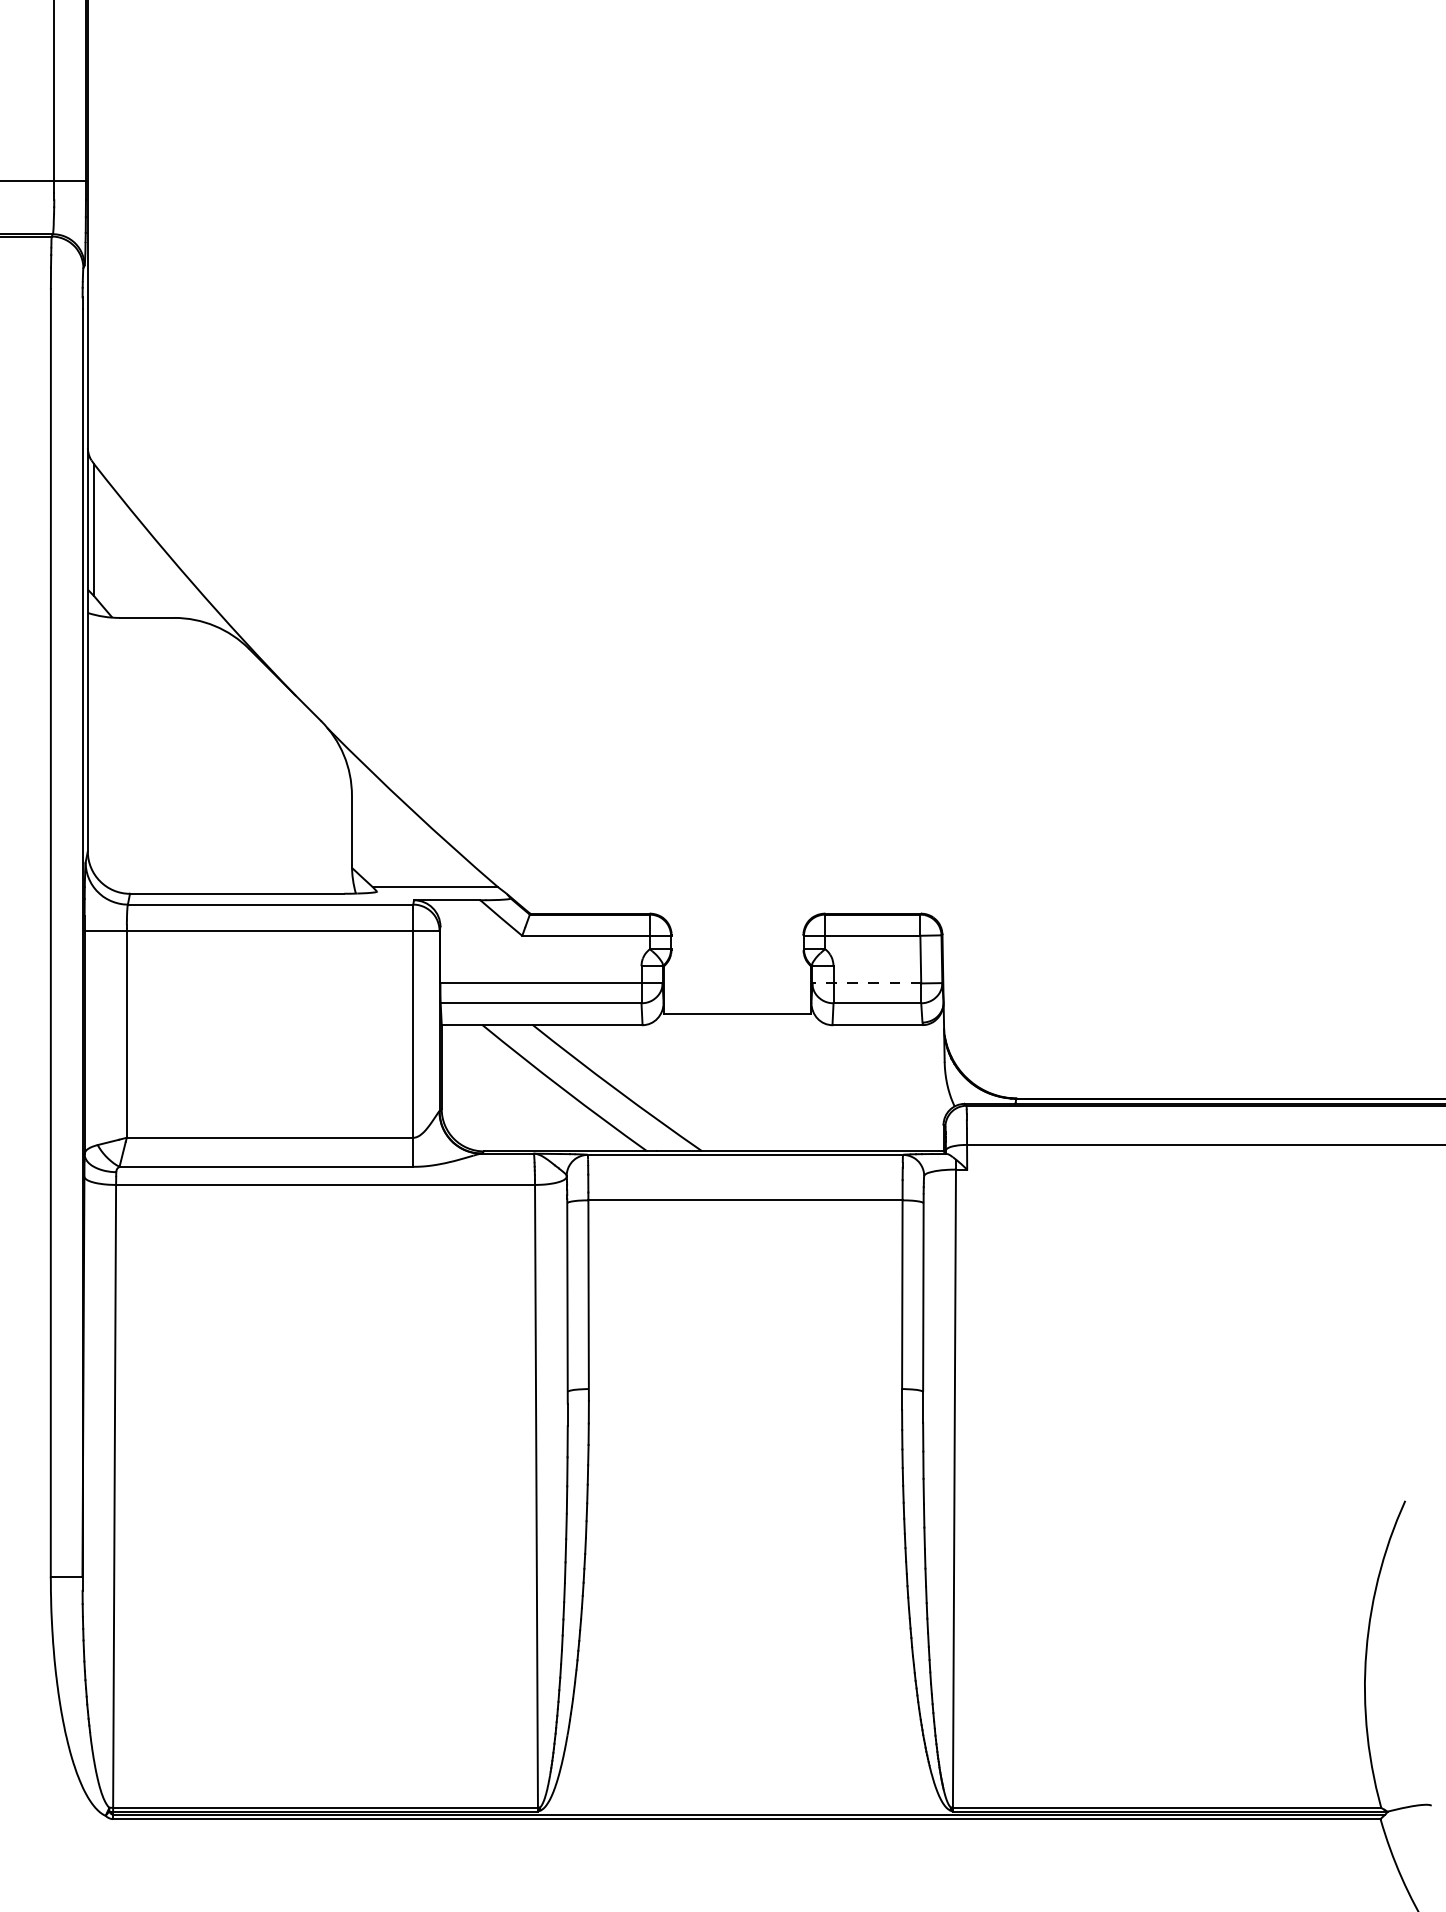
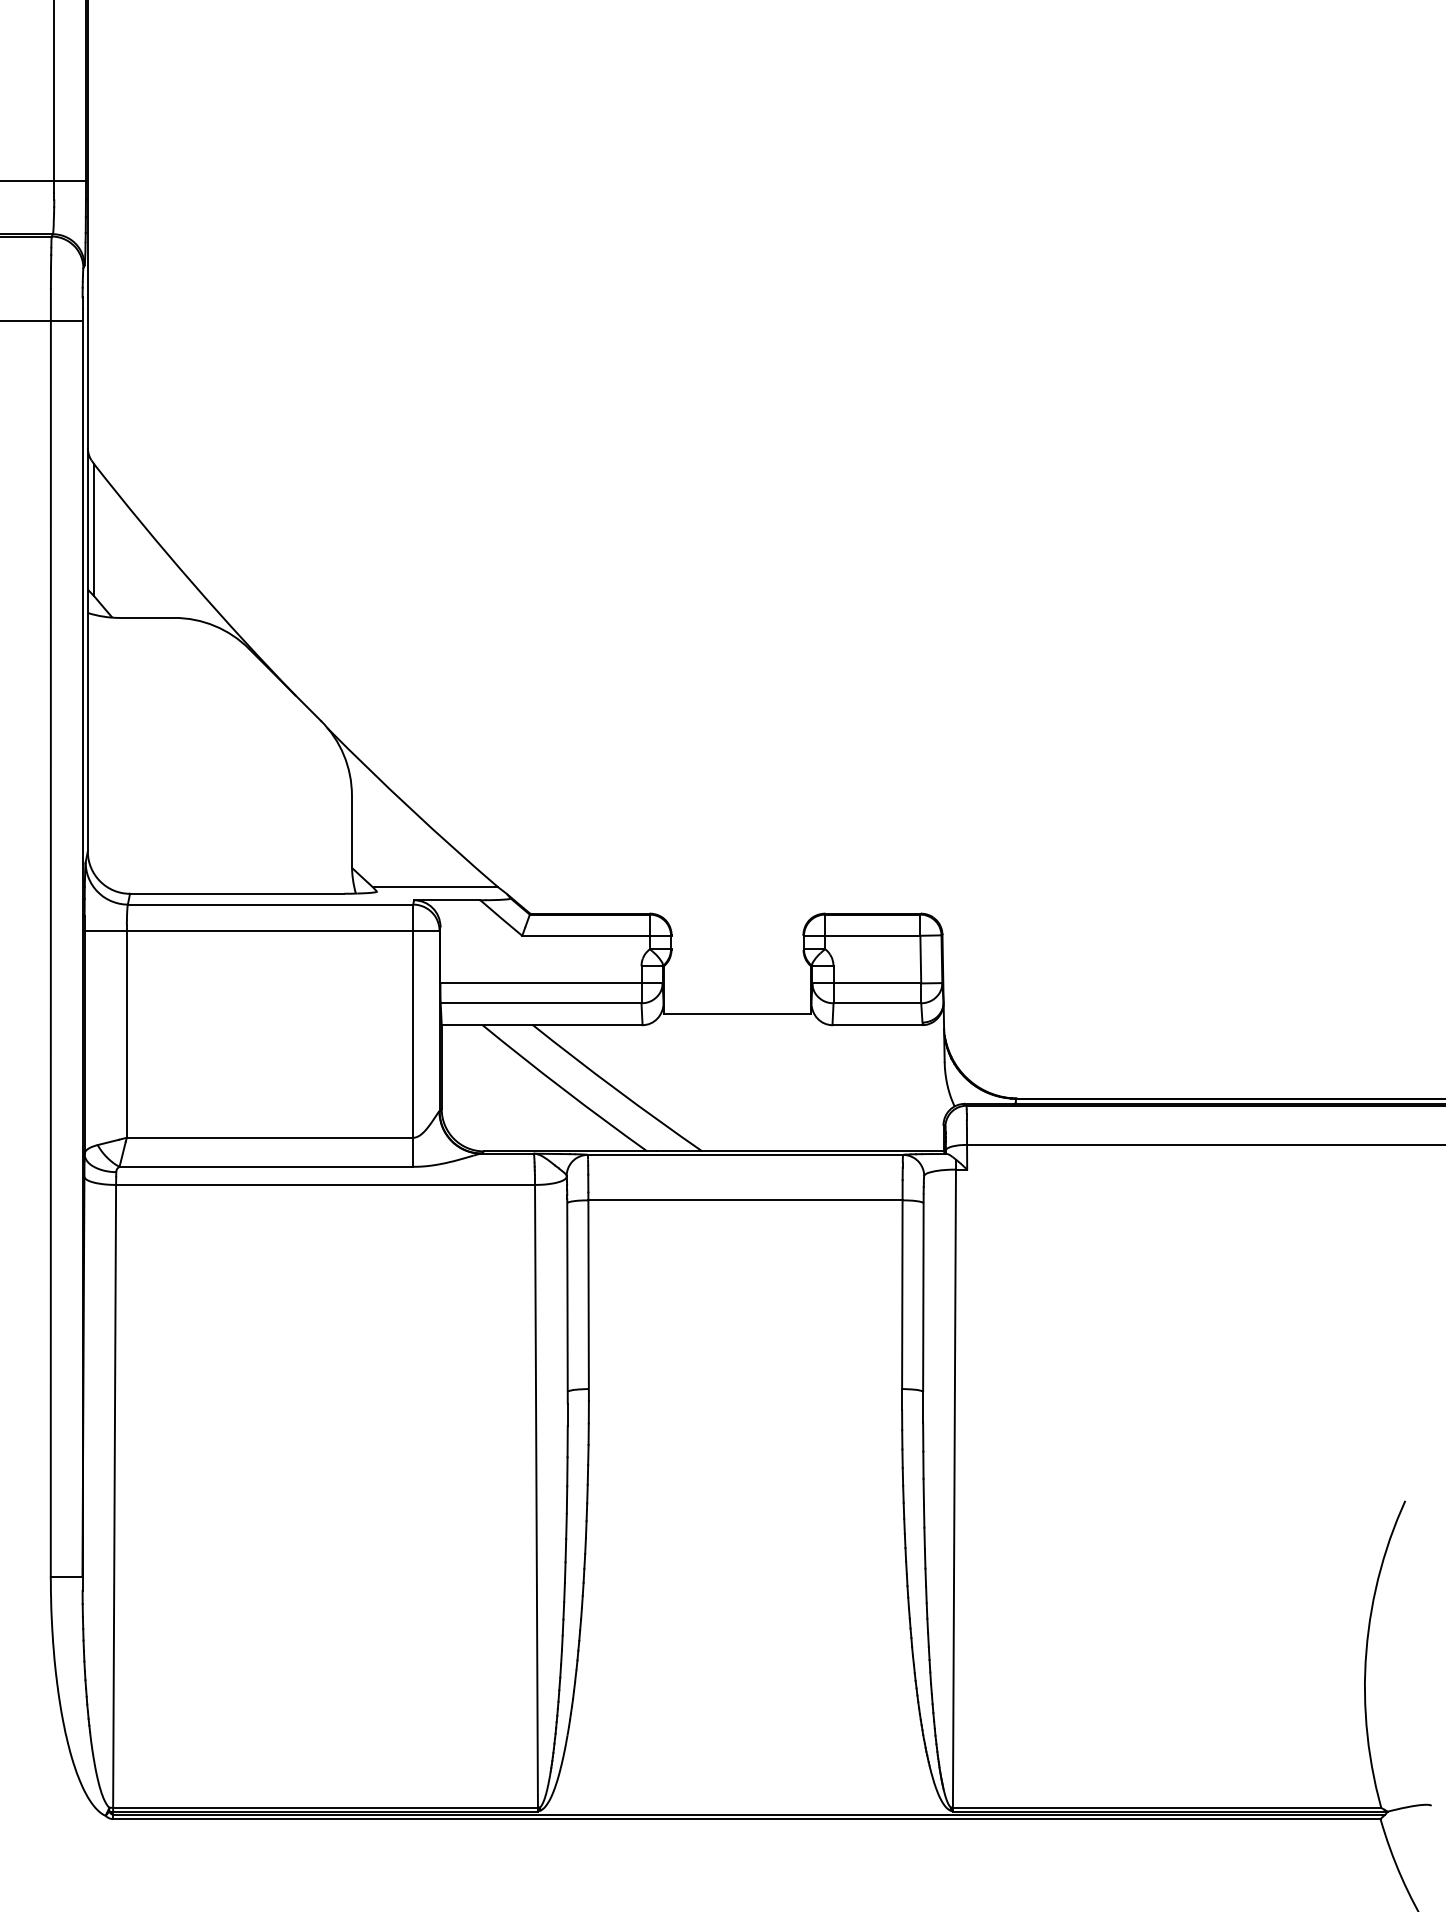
line: none -> present (42, 321)
line: dashed -> solid (866, 983)
